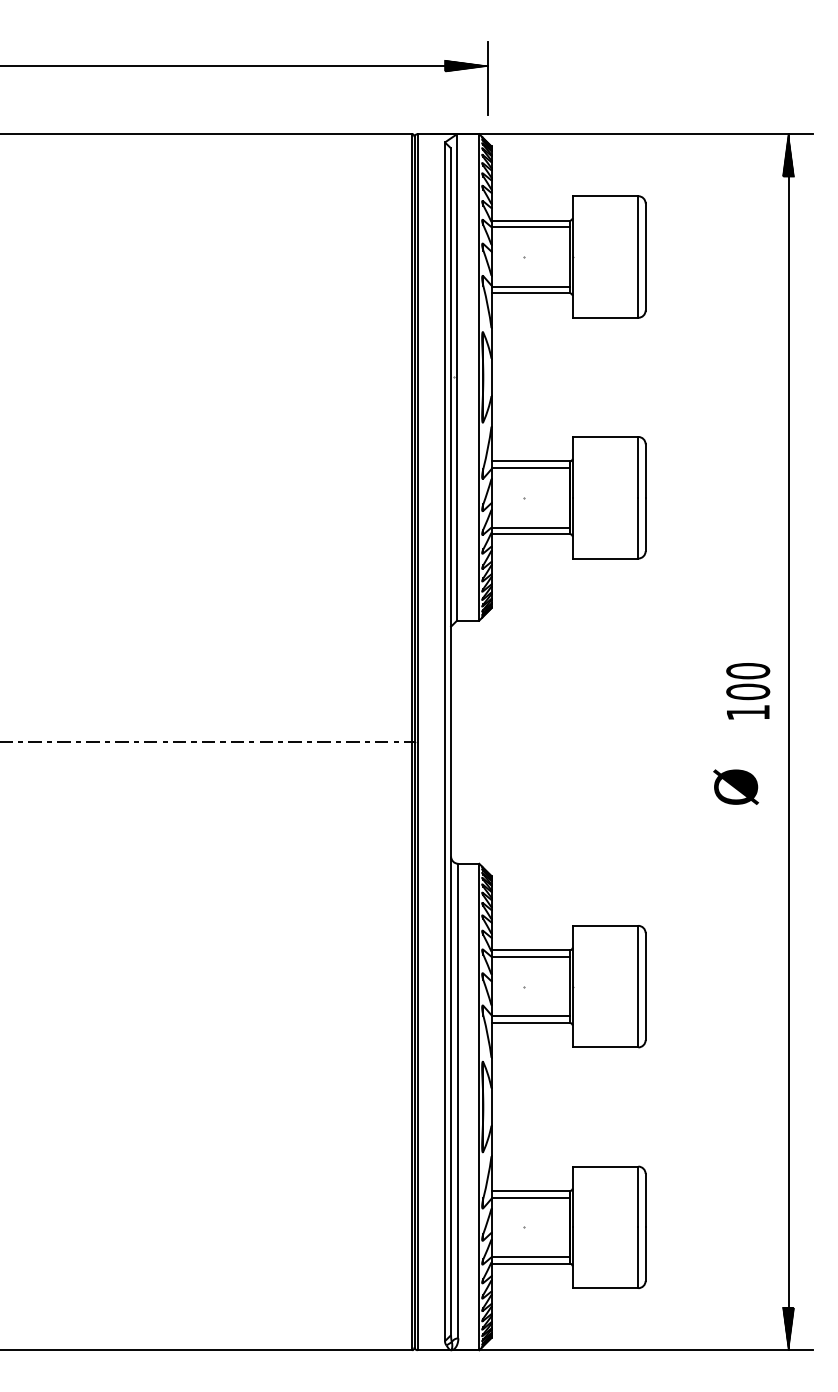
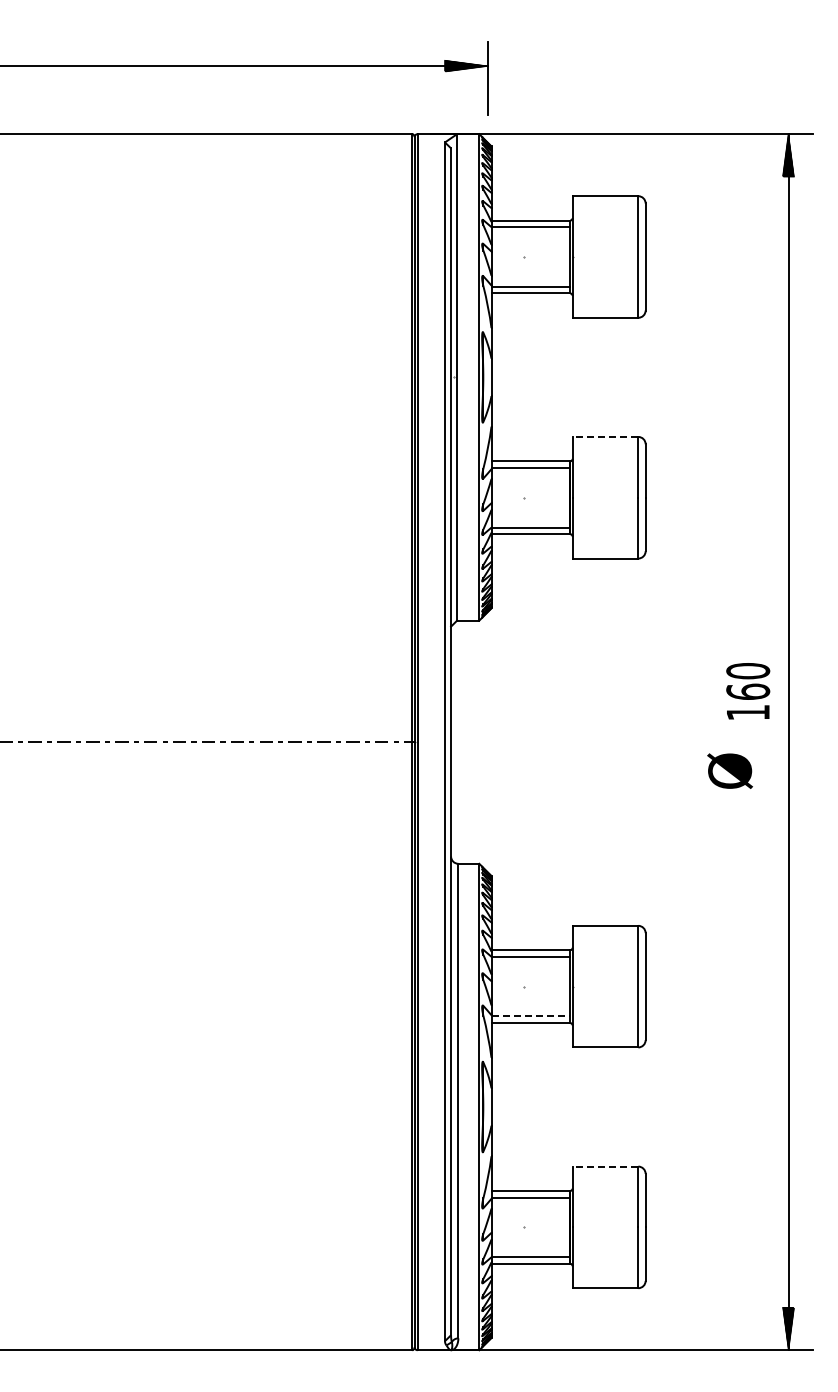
line: solid -> dashed (605, 436)
text: 100 -> 160 (748, 691)
text position: (735, 786) -> (729, 770) (729, 770)
line: solid -> dashed (531, 1016)
line: solid -> dashed (605, 1166)
